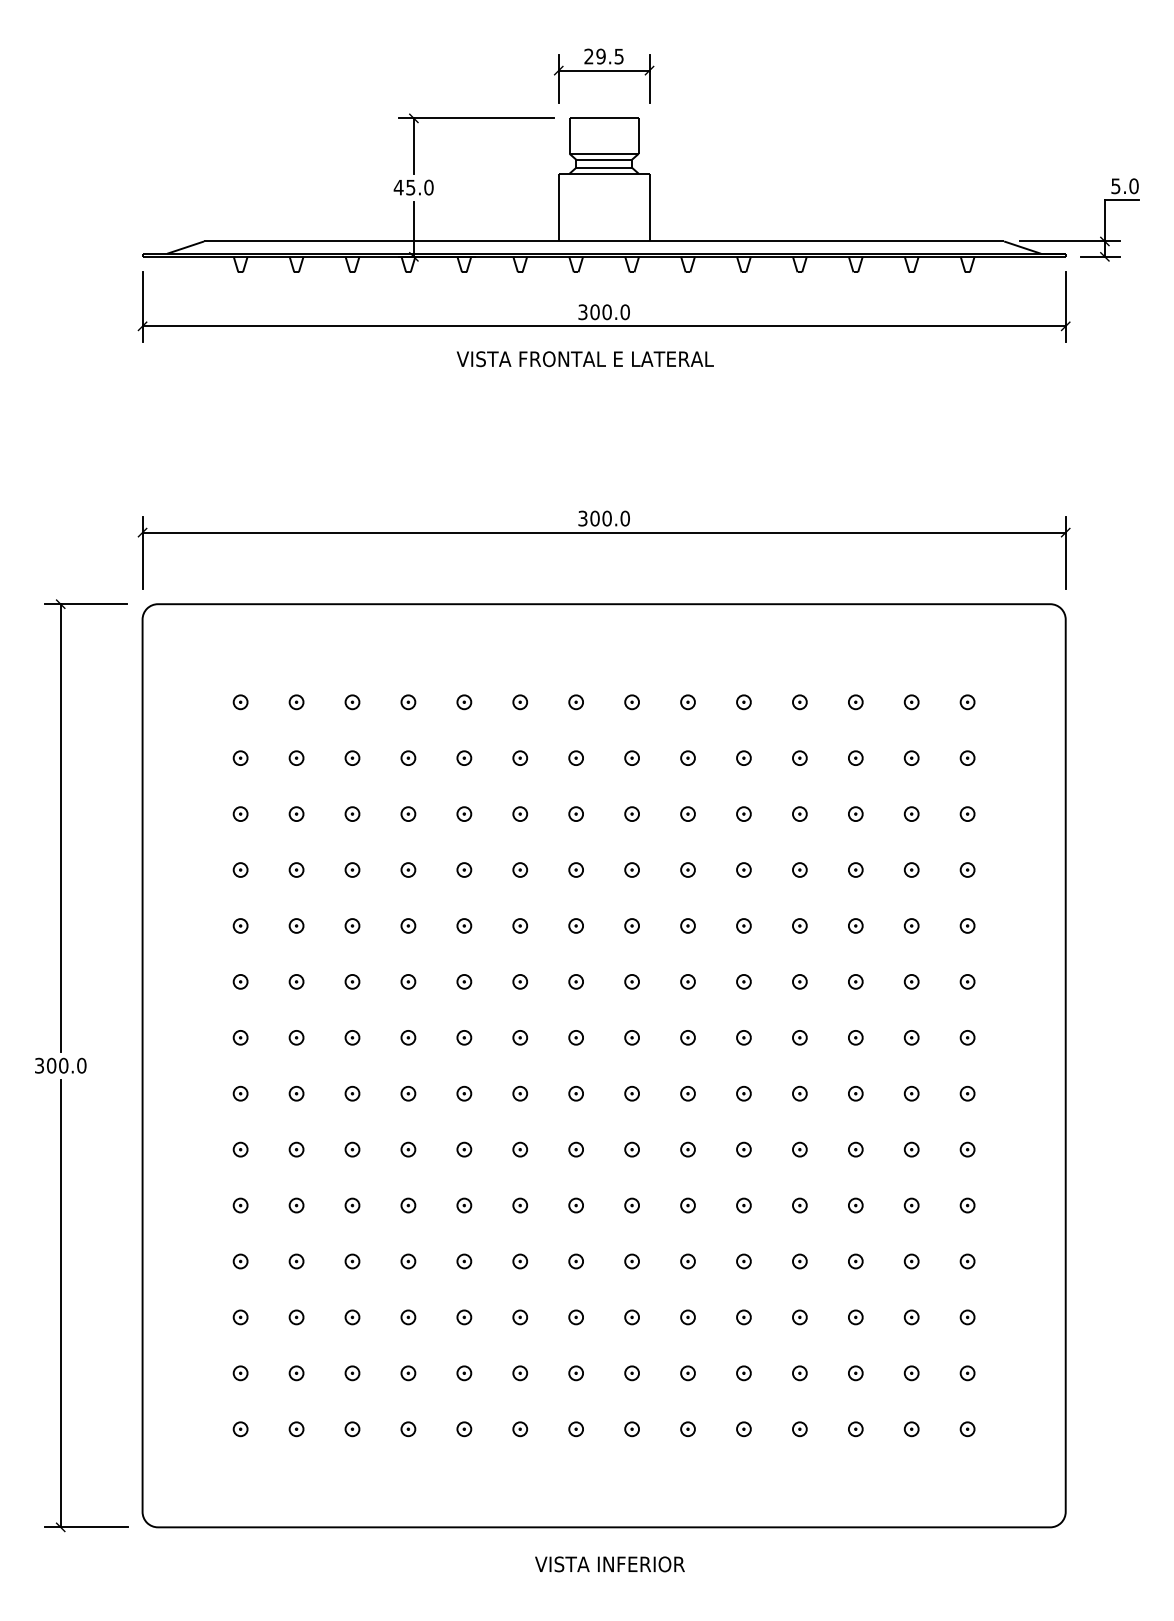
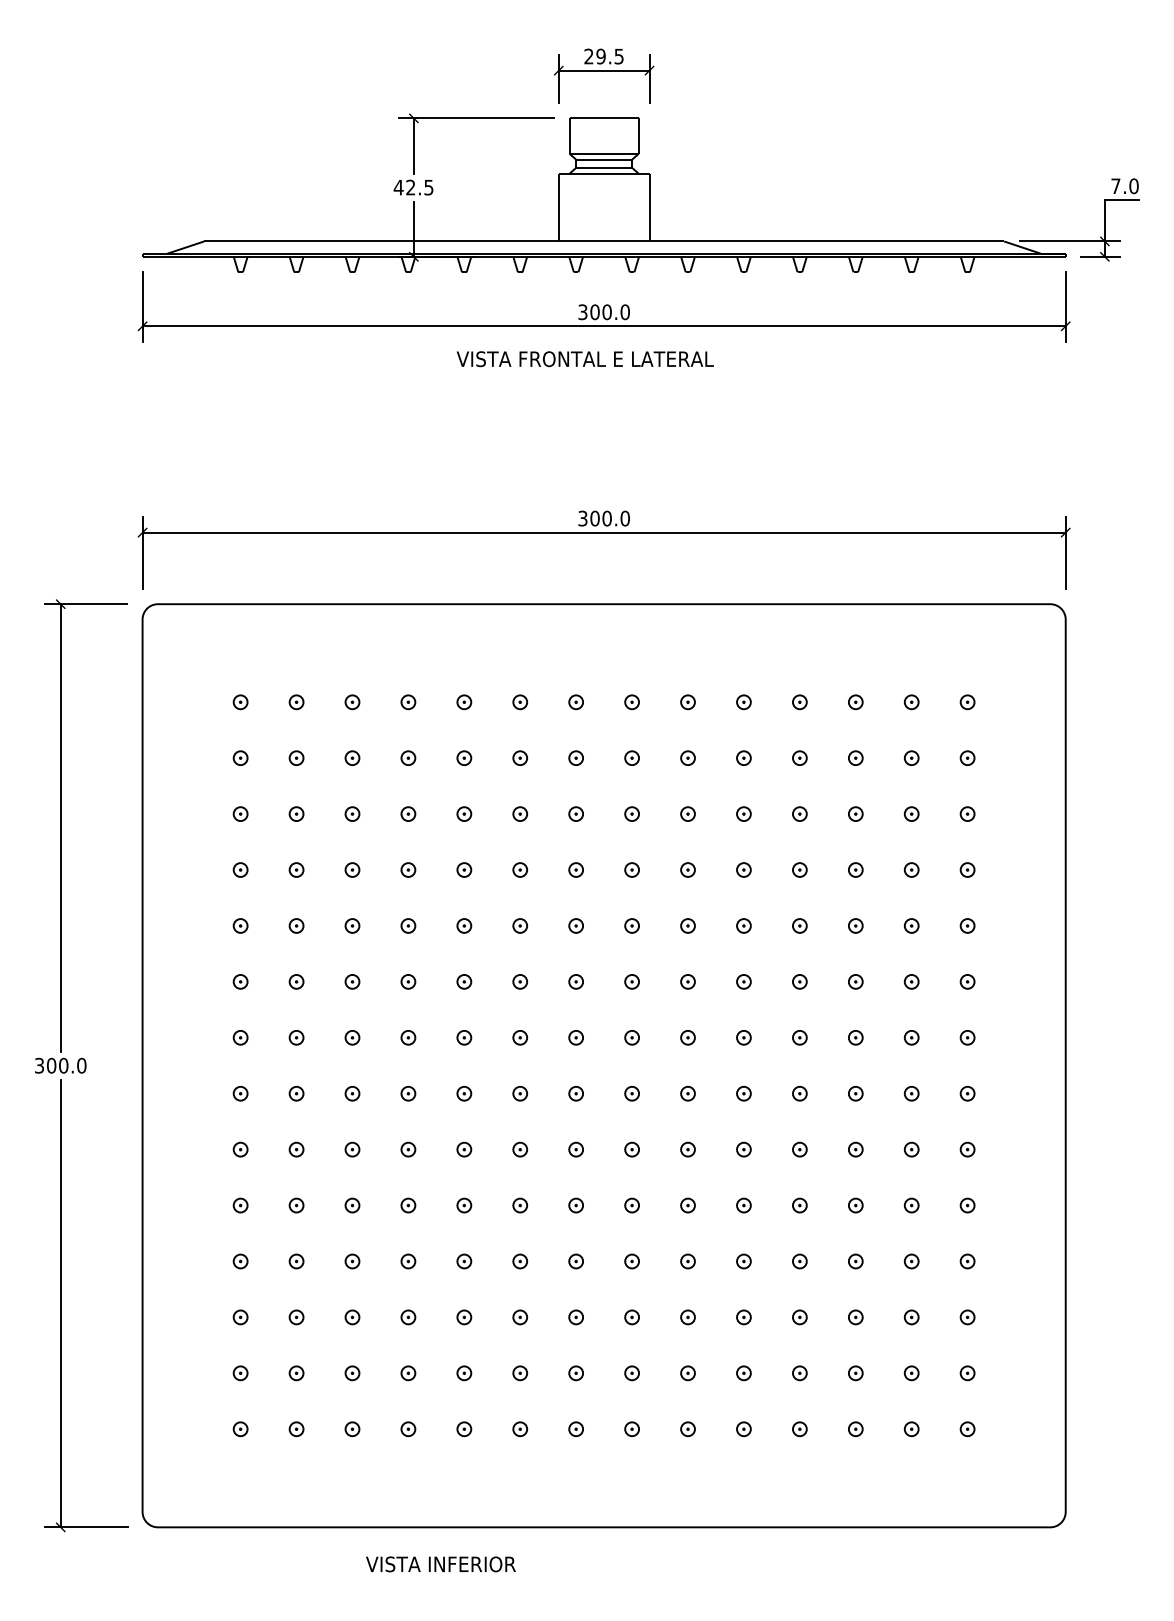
text: 5.0 -> 7.0 (1115, 186)
text: 45.0 -> 42.5 (419, 187)
text position: (609, 1564) -> (440, 1564) (440, 1564)
